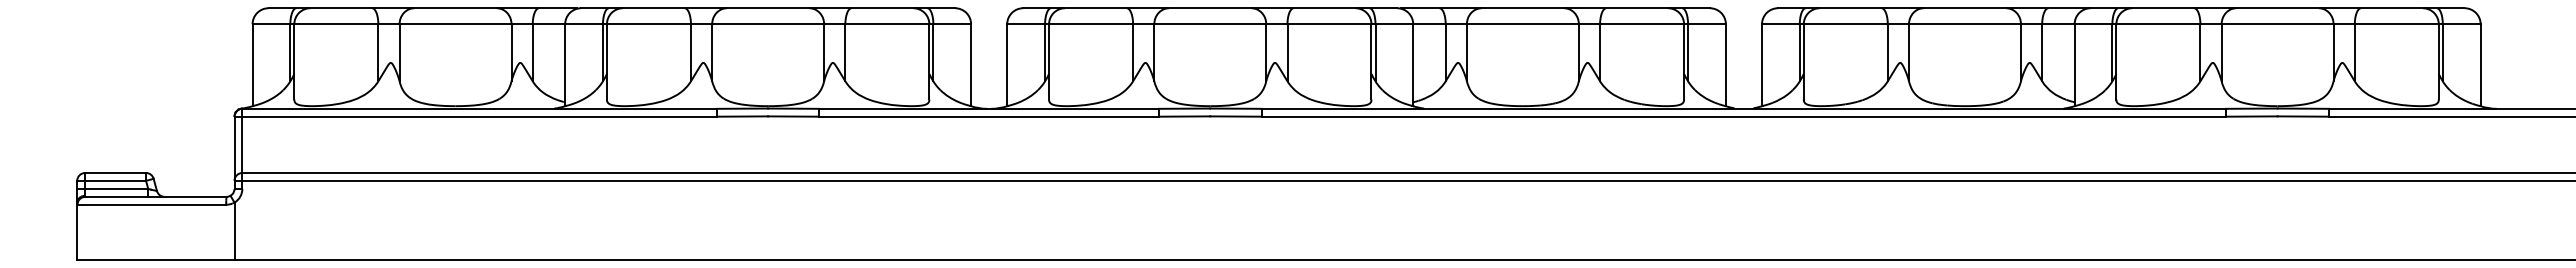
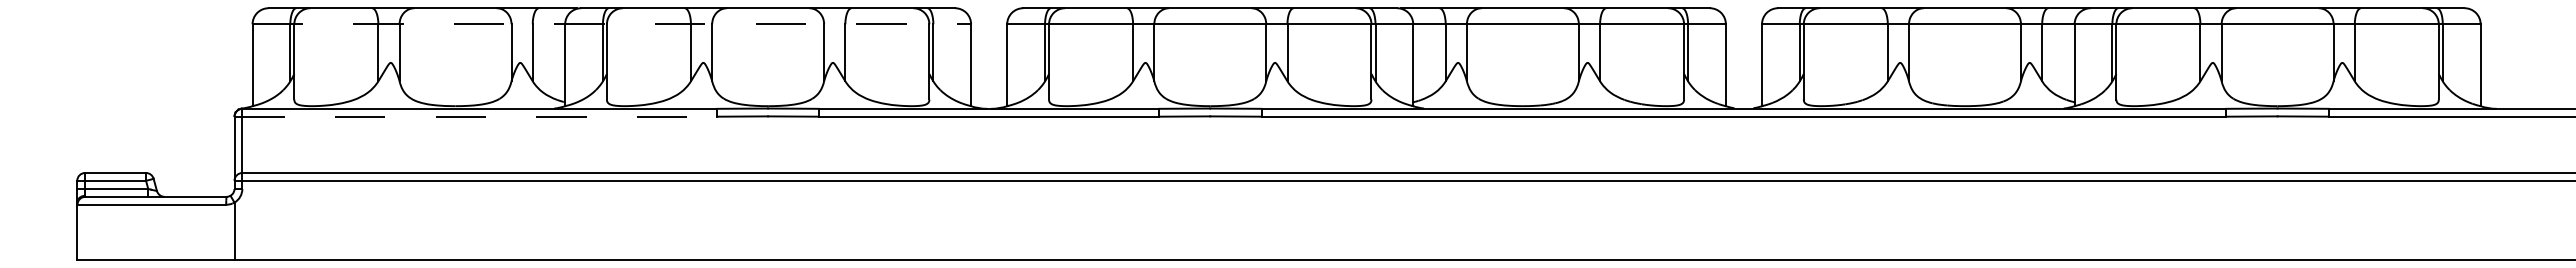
line: solid -> dashed (612, 24)
line: solid -> dashed (476, 116)
